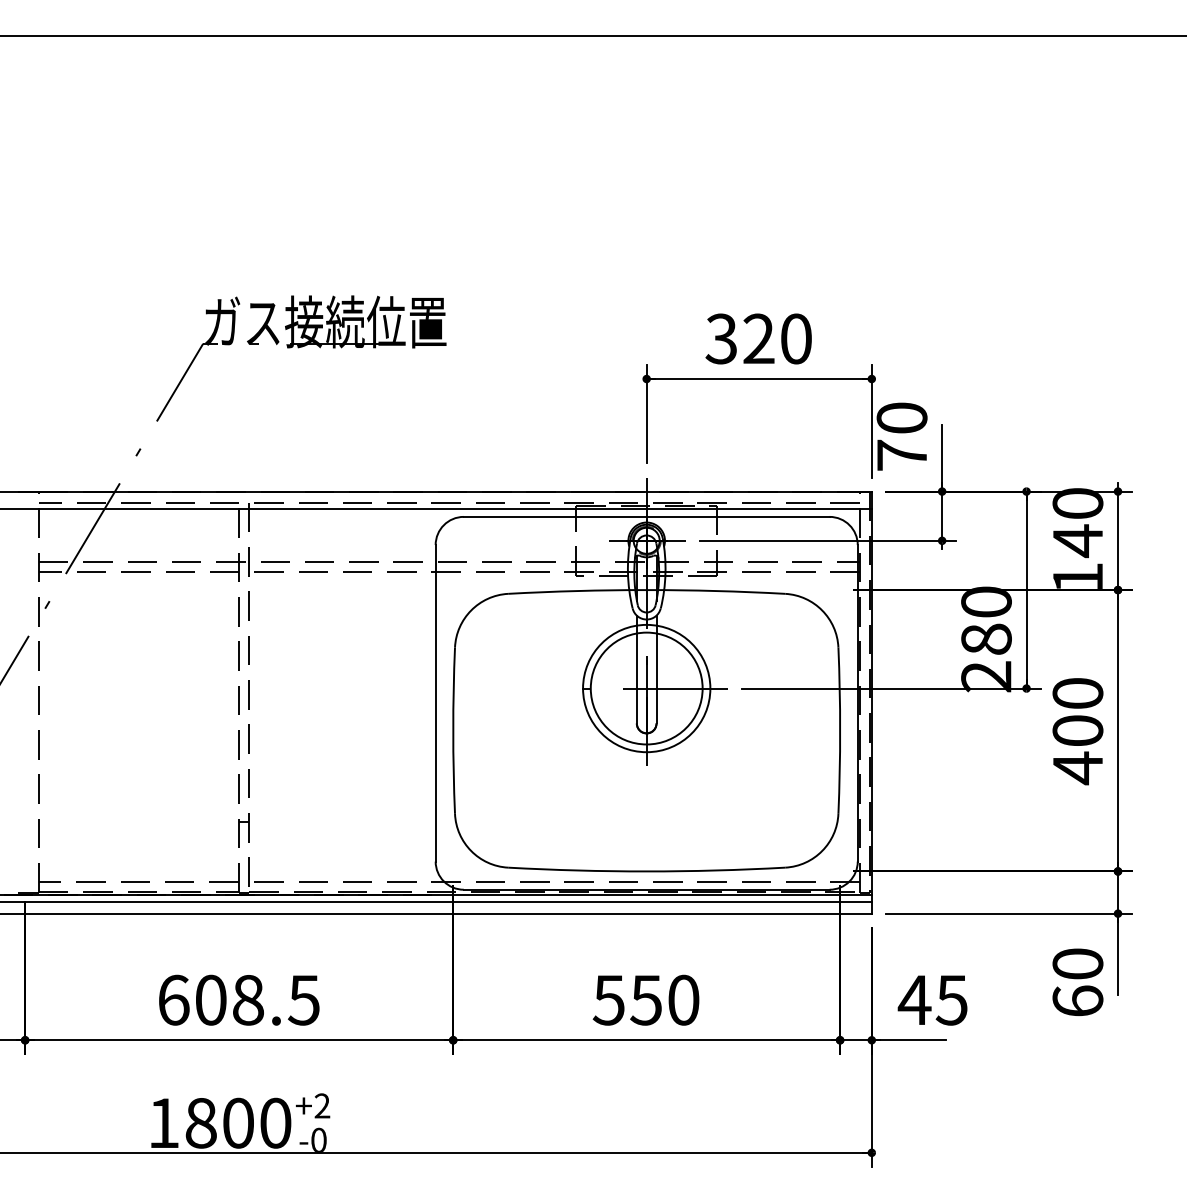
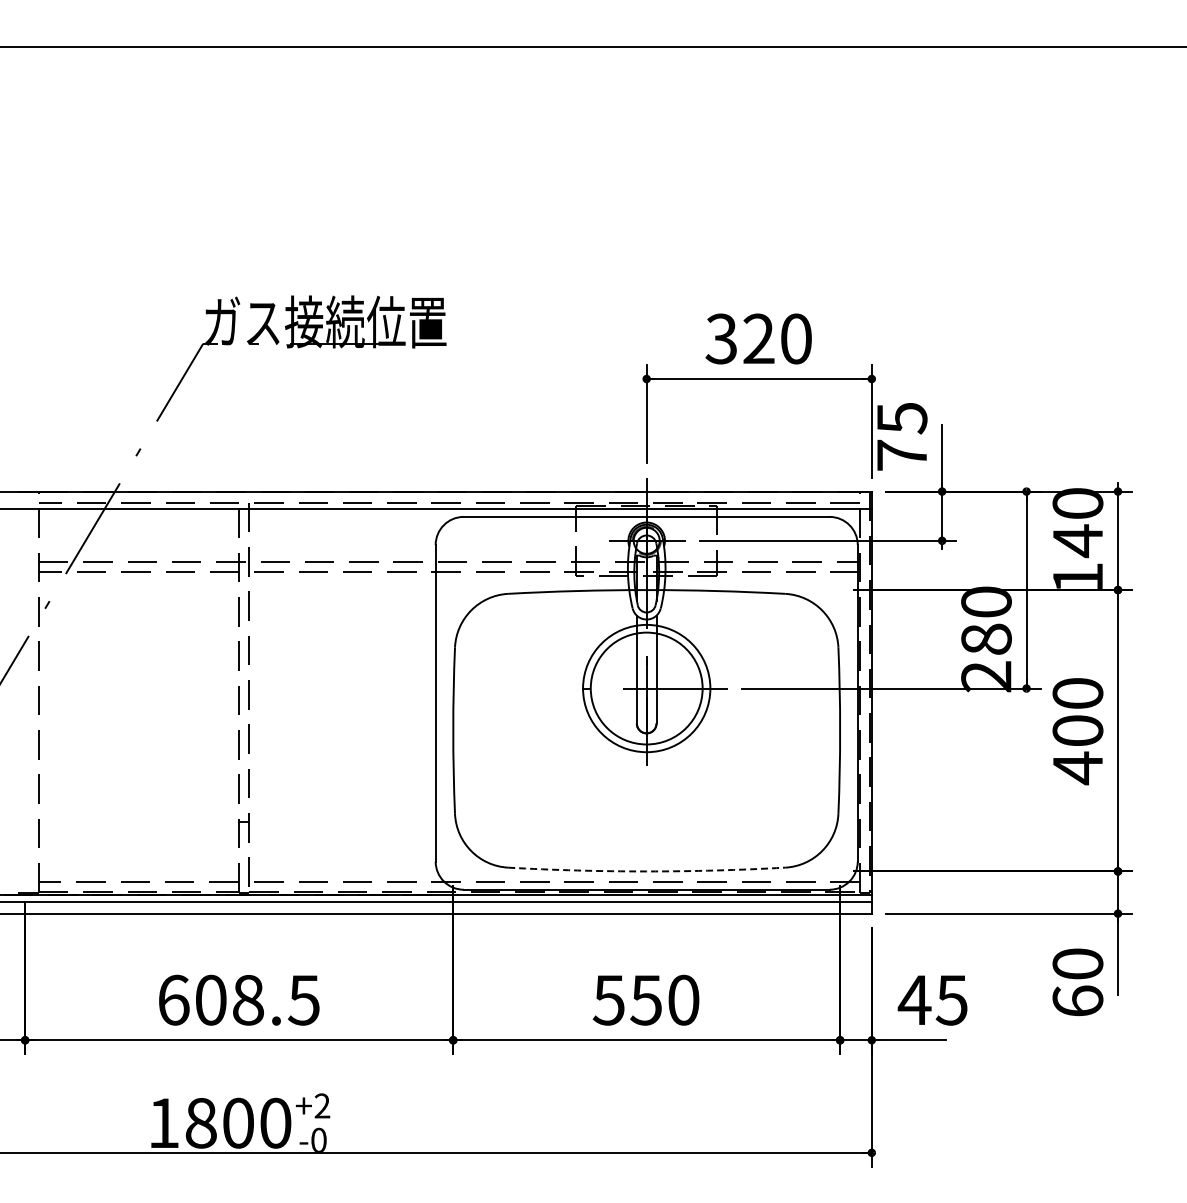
line position: (592, 36) -> (592, 47) (592, 47)
text: 70 -> 75 (901, 418)
arc: solid -> dashed (646, 871)
